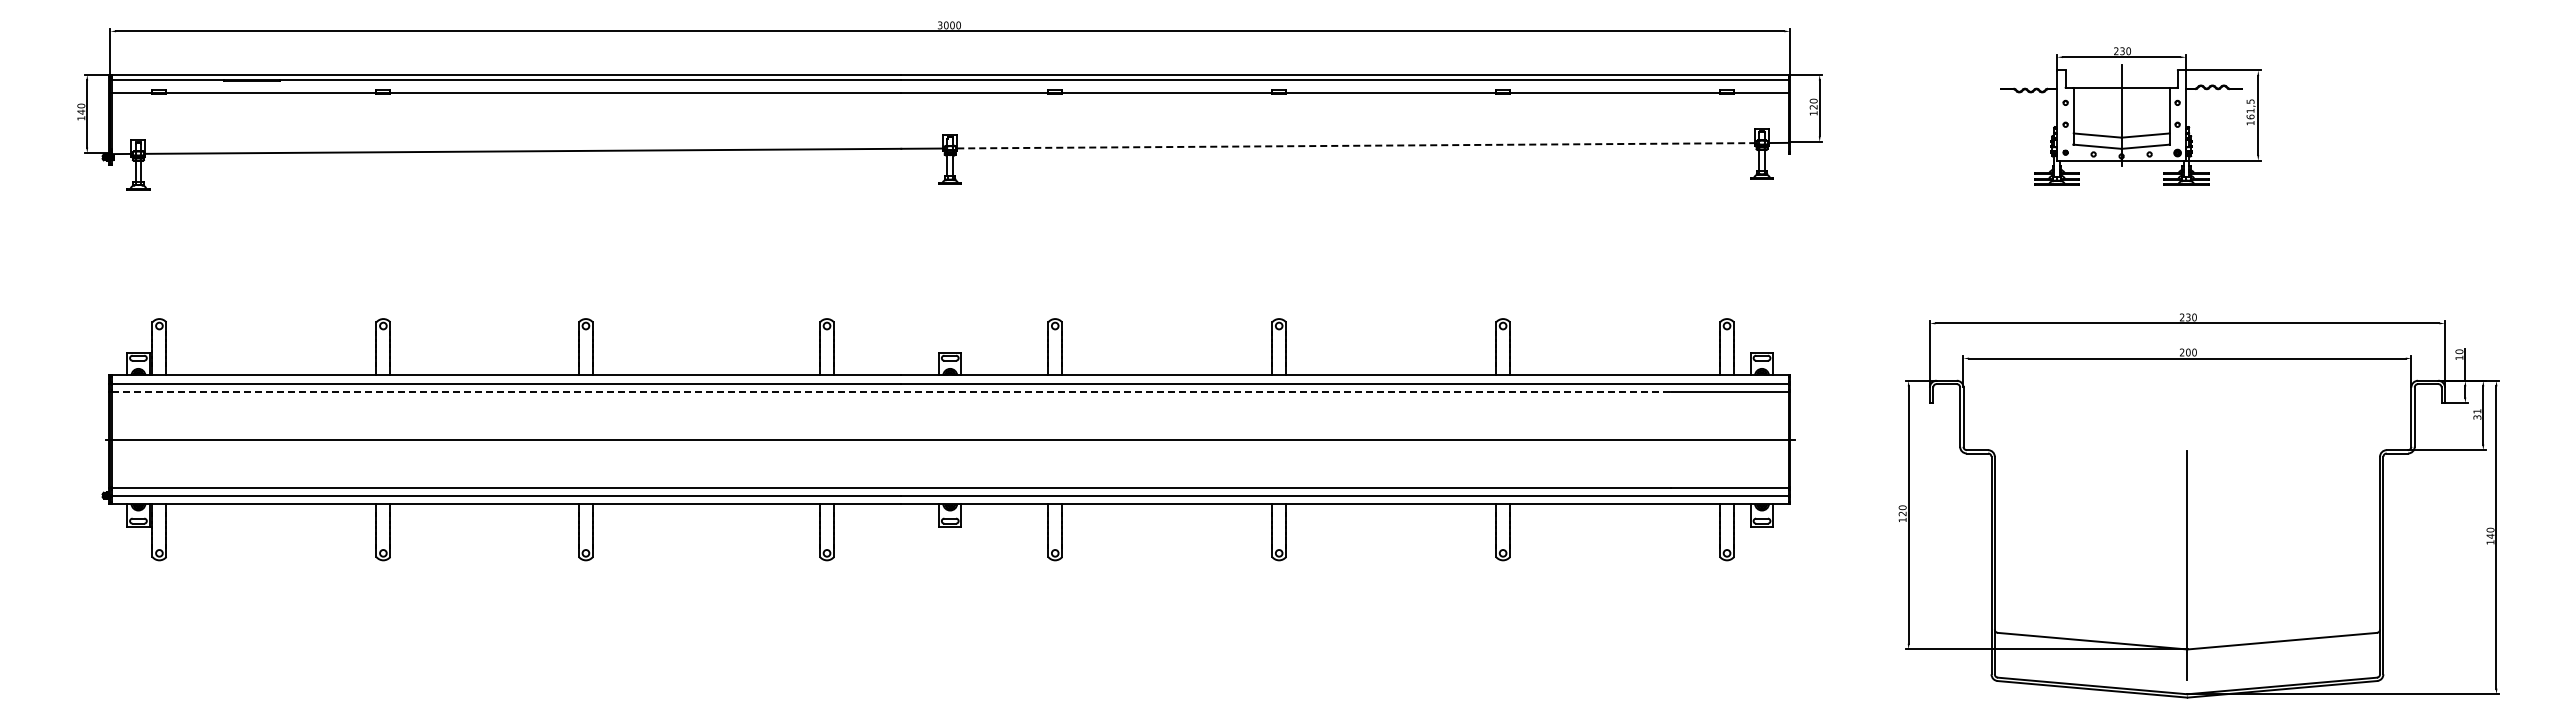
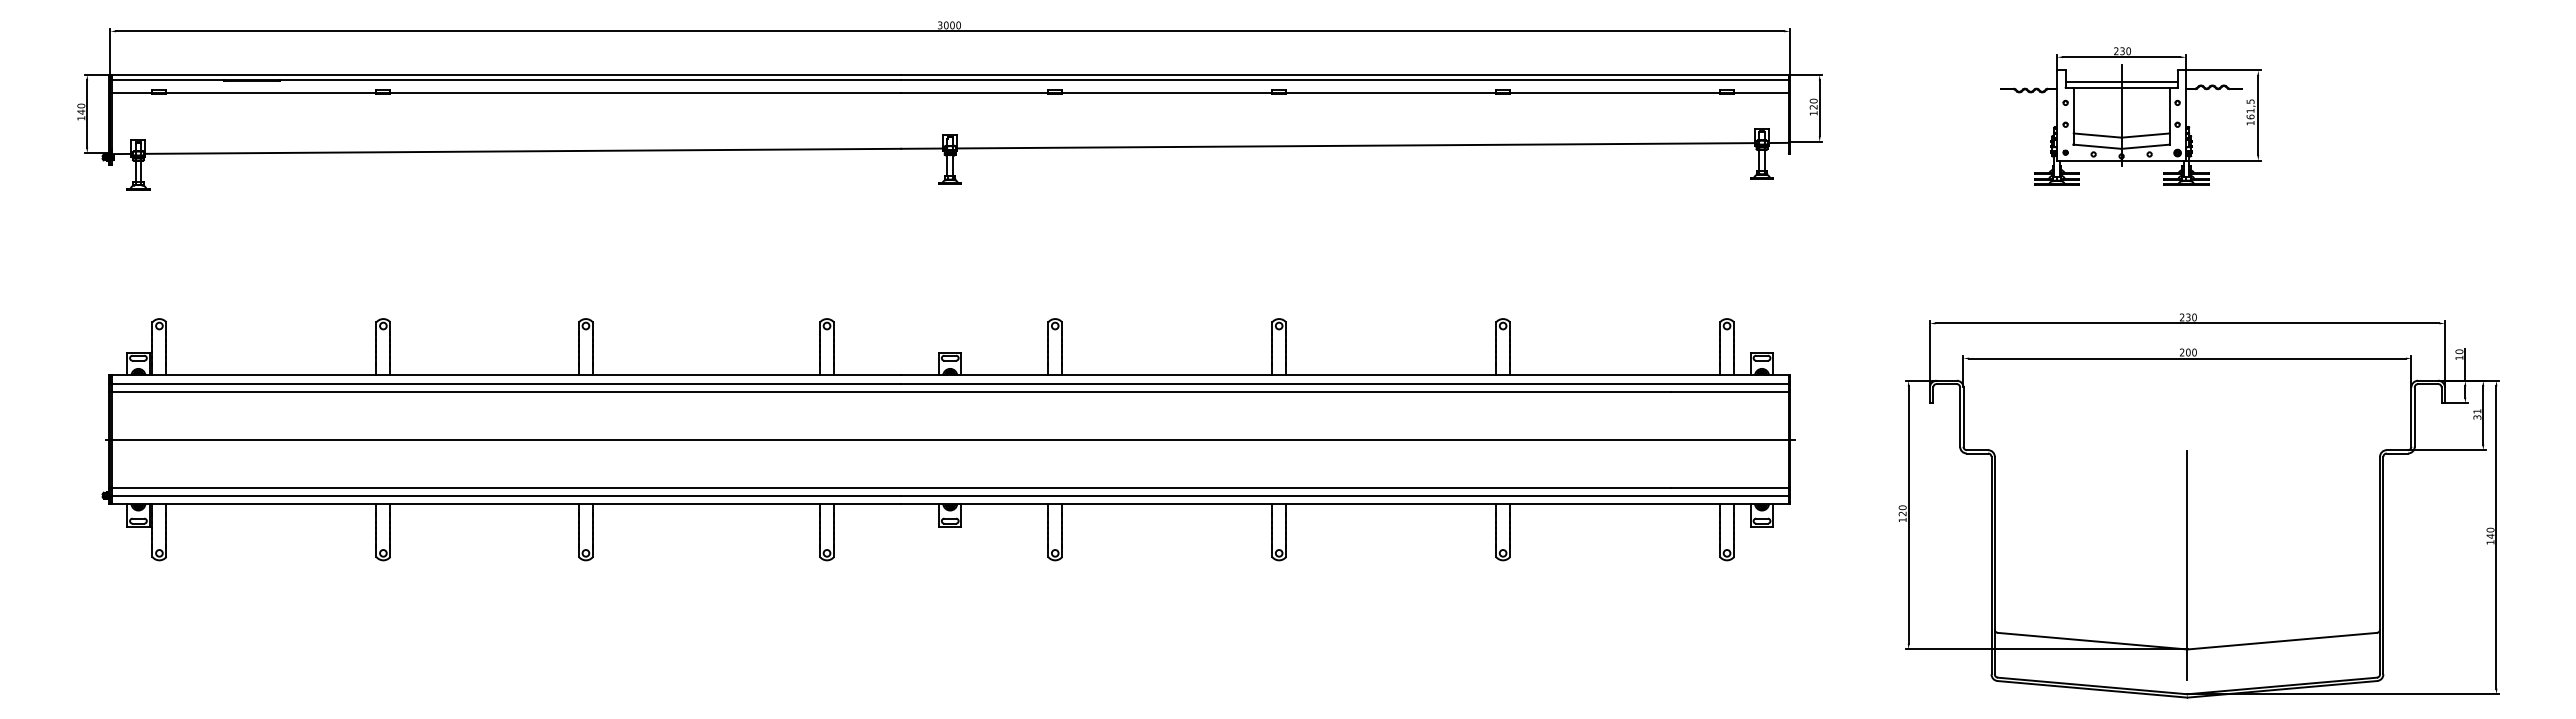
line: none -> present (2121, 82)
line: dashed -> solid (1356, 145)
line: dashed -> solid (891, 391)
